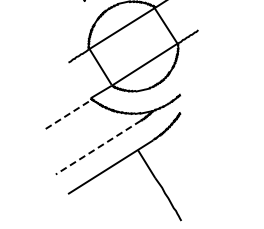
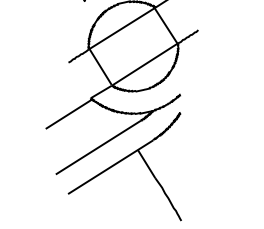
line: dashed -> solid (69, 114)
line: dashed -> solid (98, 147)
